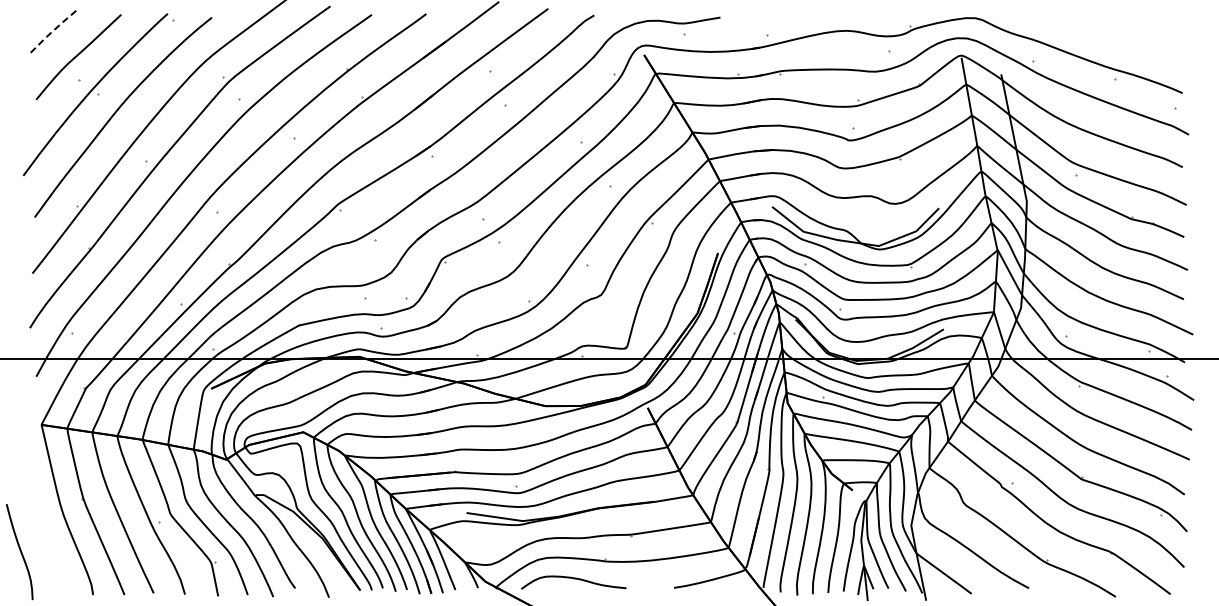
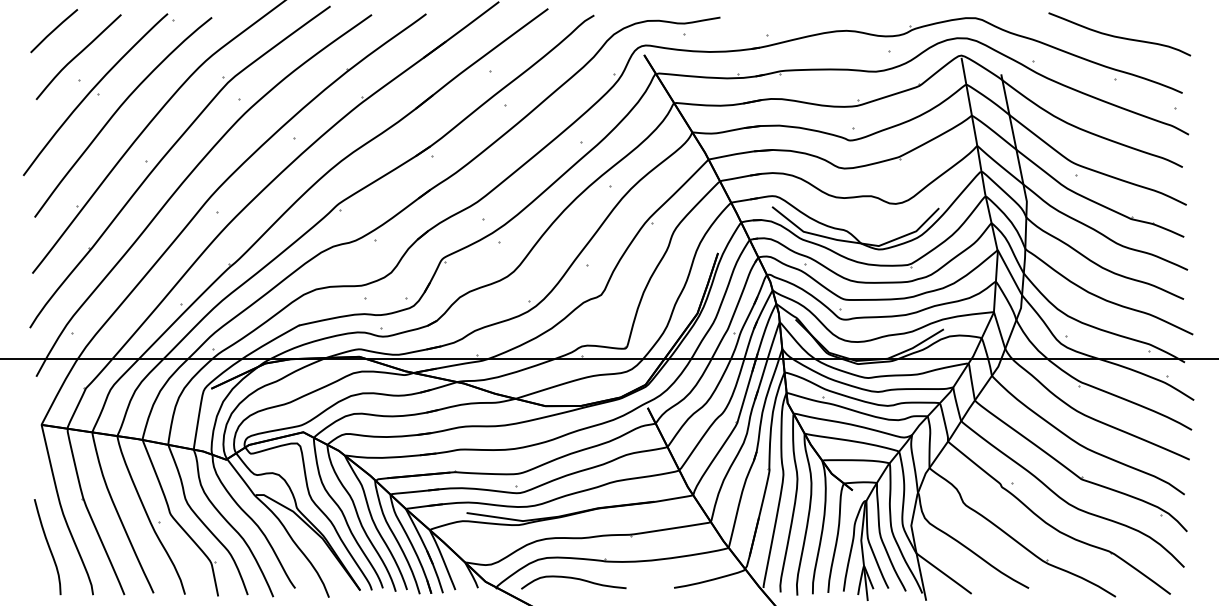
line: dashed -> solid (54, 30)
curve: none -> present (1119, 36)
curve position: (20, 552) -> (48, 547) (48, 547)
